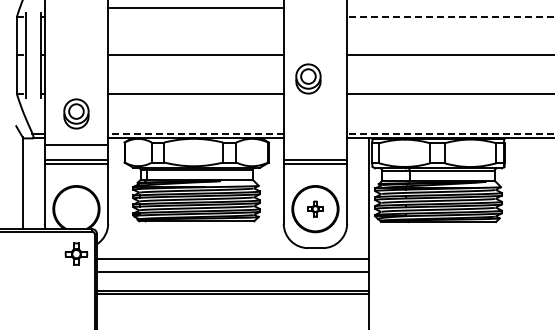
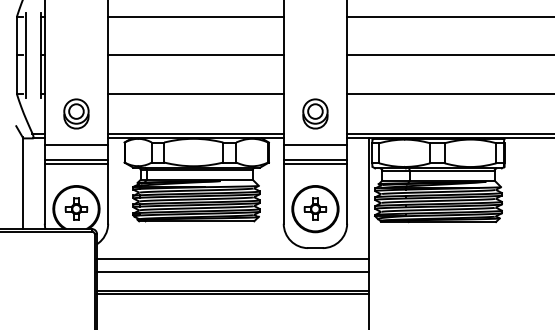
line position: (195, 7) -> (195, 16) (195, 16)
line: dashed -> solid (450, 16)
part position: (308, 78) -> (315, 113) (315, 113)
line: dashed -> solid (195, 133)
line: dashed -> solid (450, 133)
line: none -> present (315, 144)
part size: 17x18 px -> 25x24 px (315, 208)
part position: (76, 253) -> (76, 208) (76, 208)
